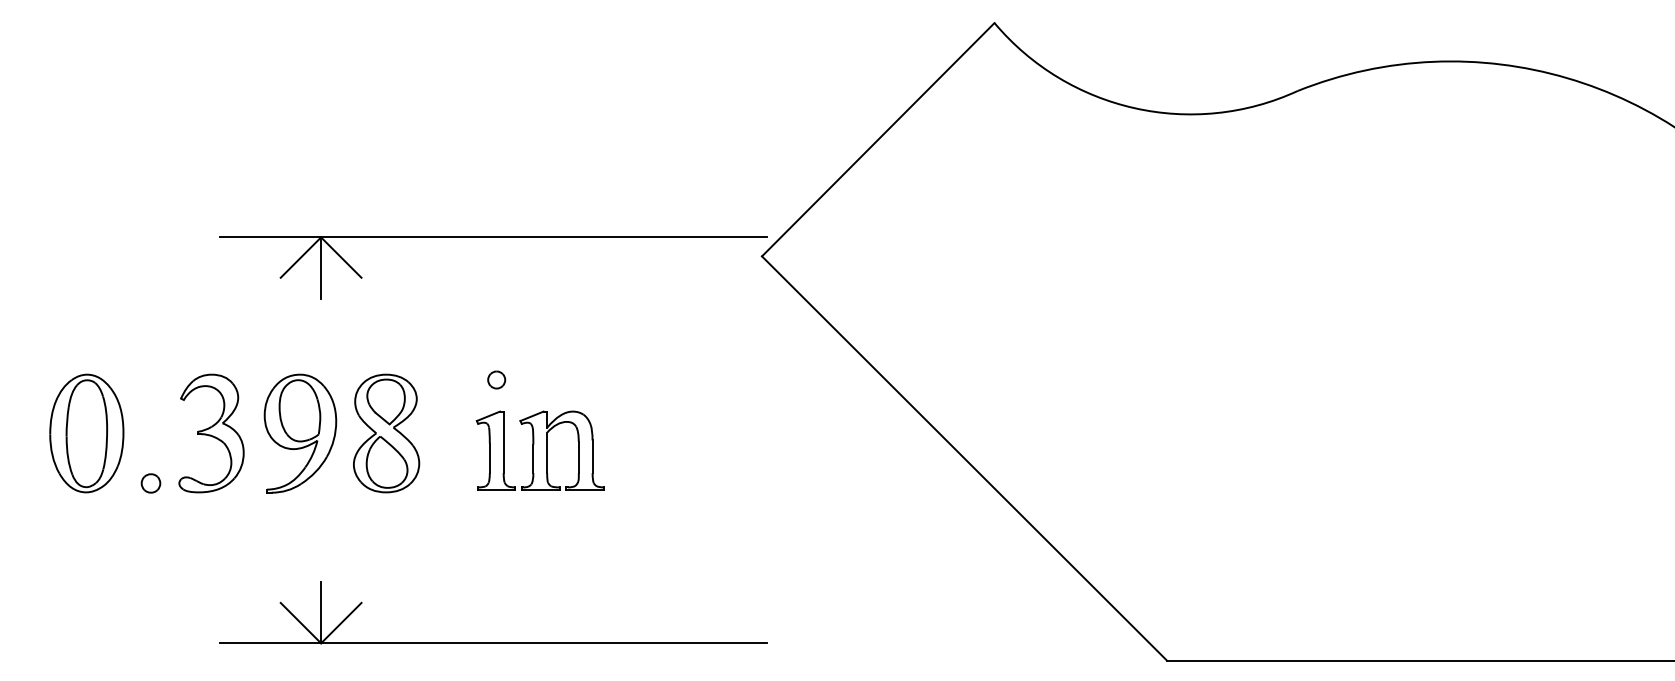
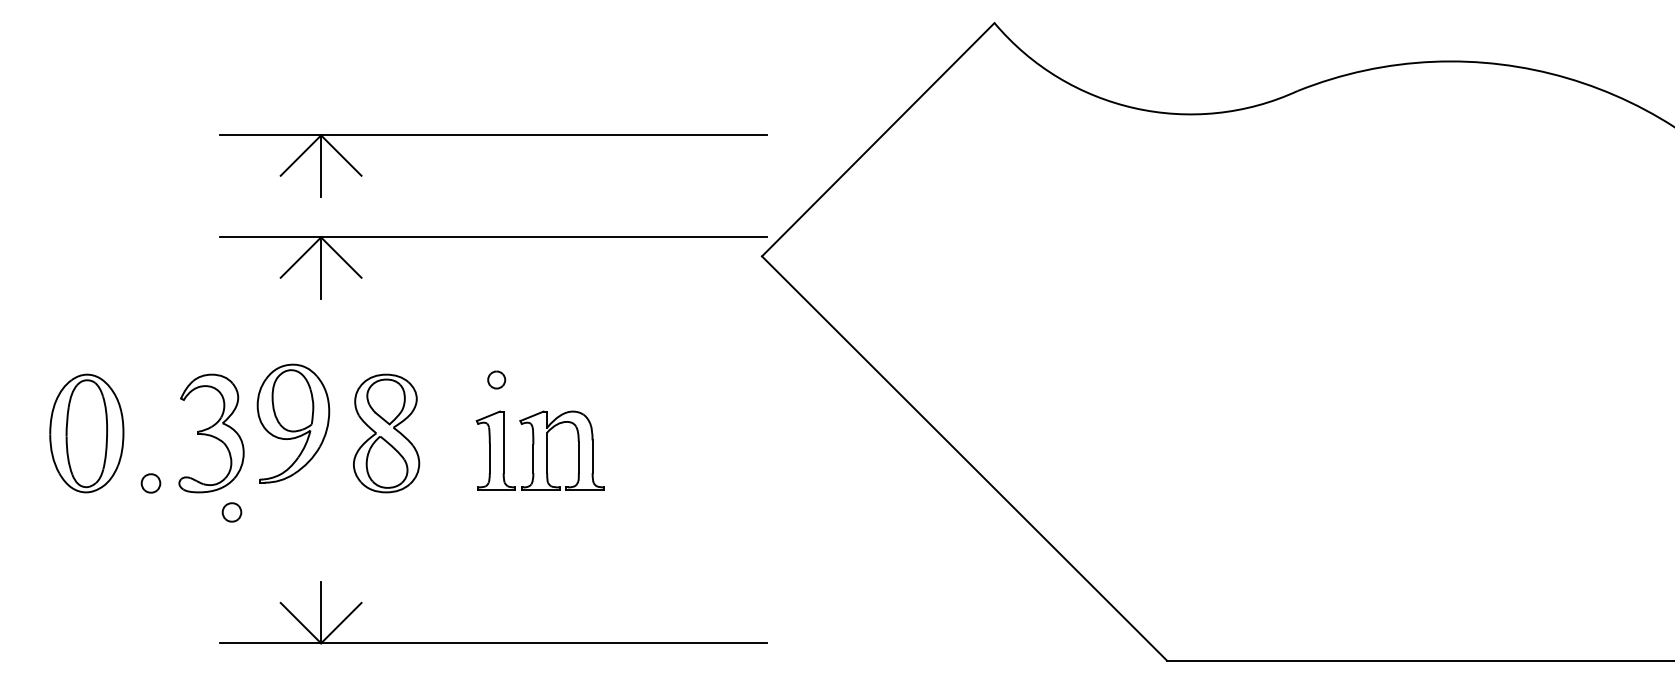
part: none -> present (493, 135)
part position: (300, 433) -> (293, 423) (293, 423)
part: none -> present (231, 512)
